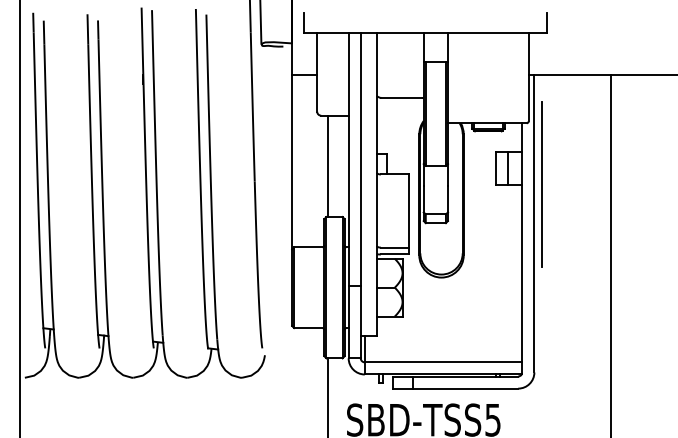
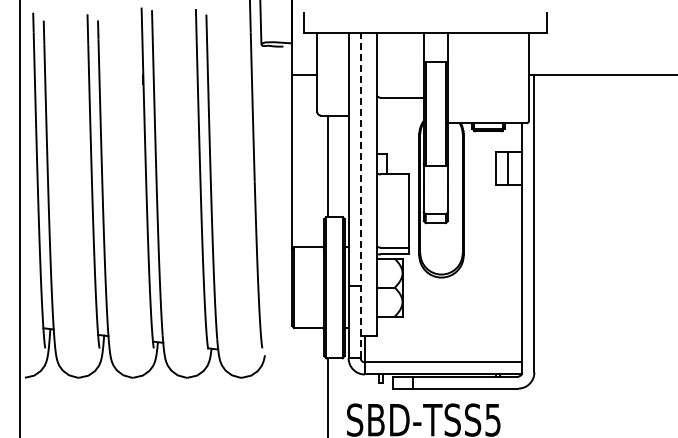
line: present -> none (542, 184)
line: solid -> dashed (360, 195)
line: present -> none (611, 254)
